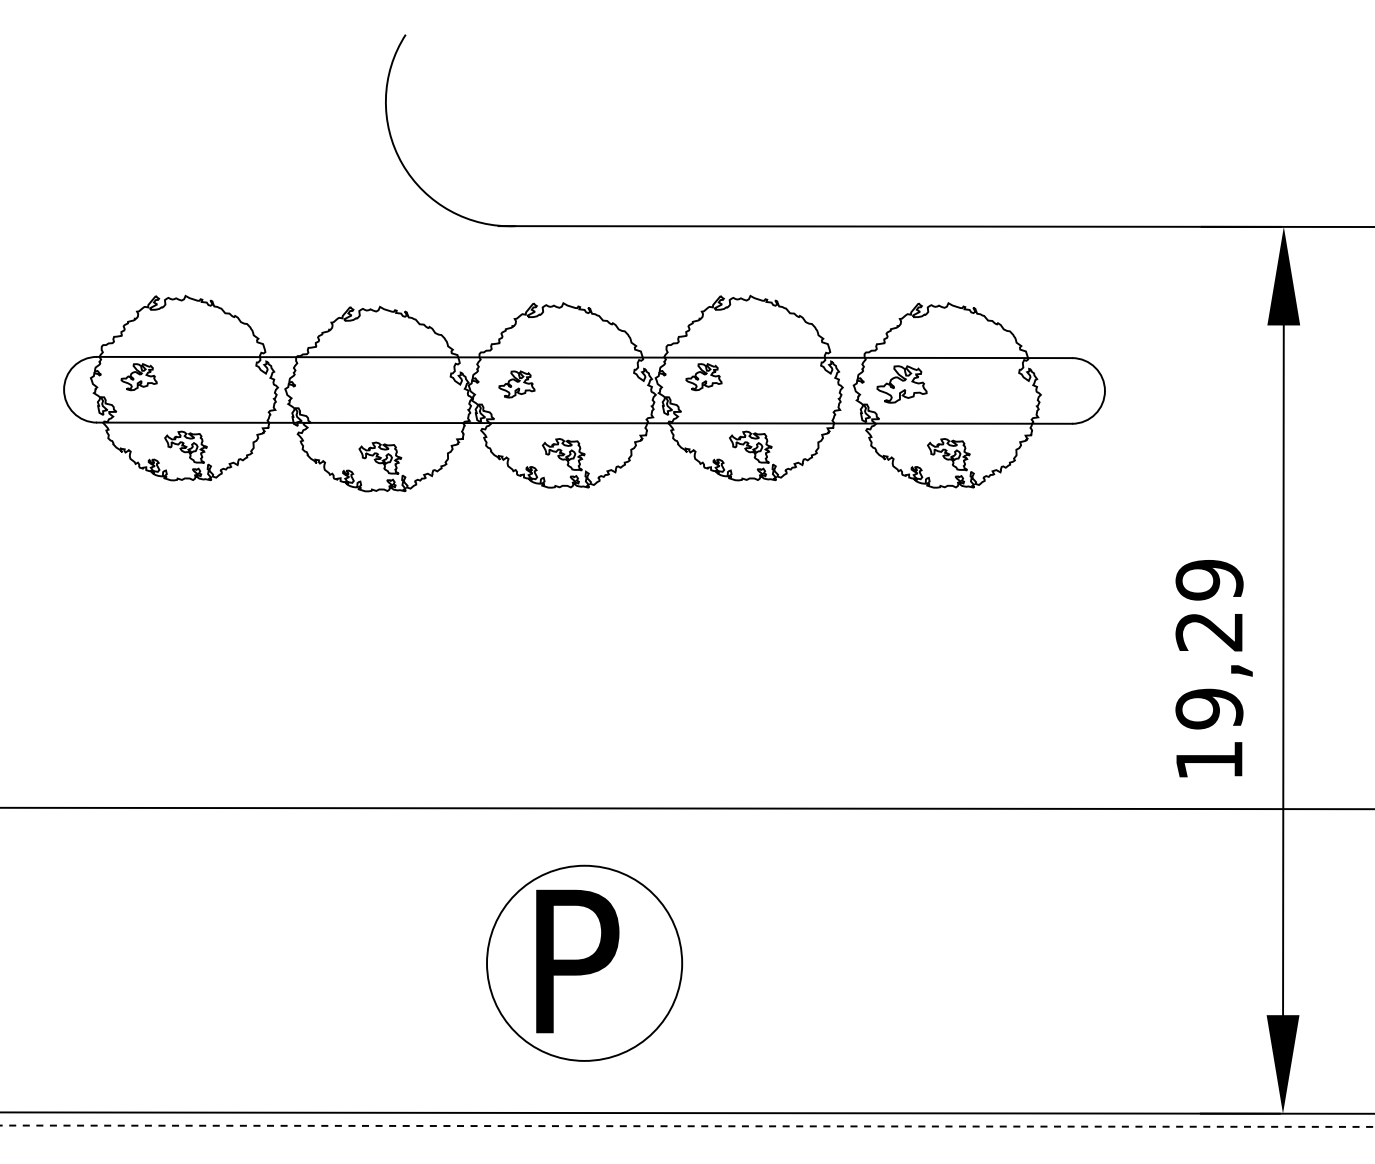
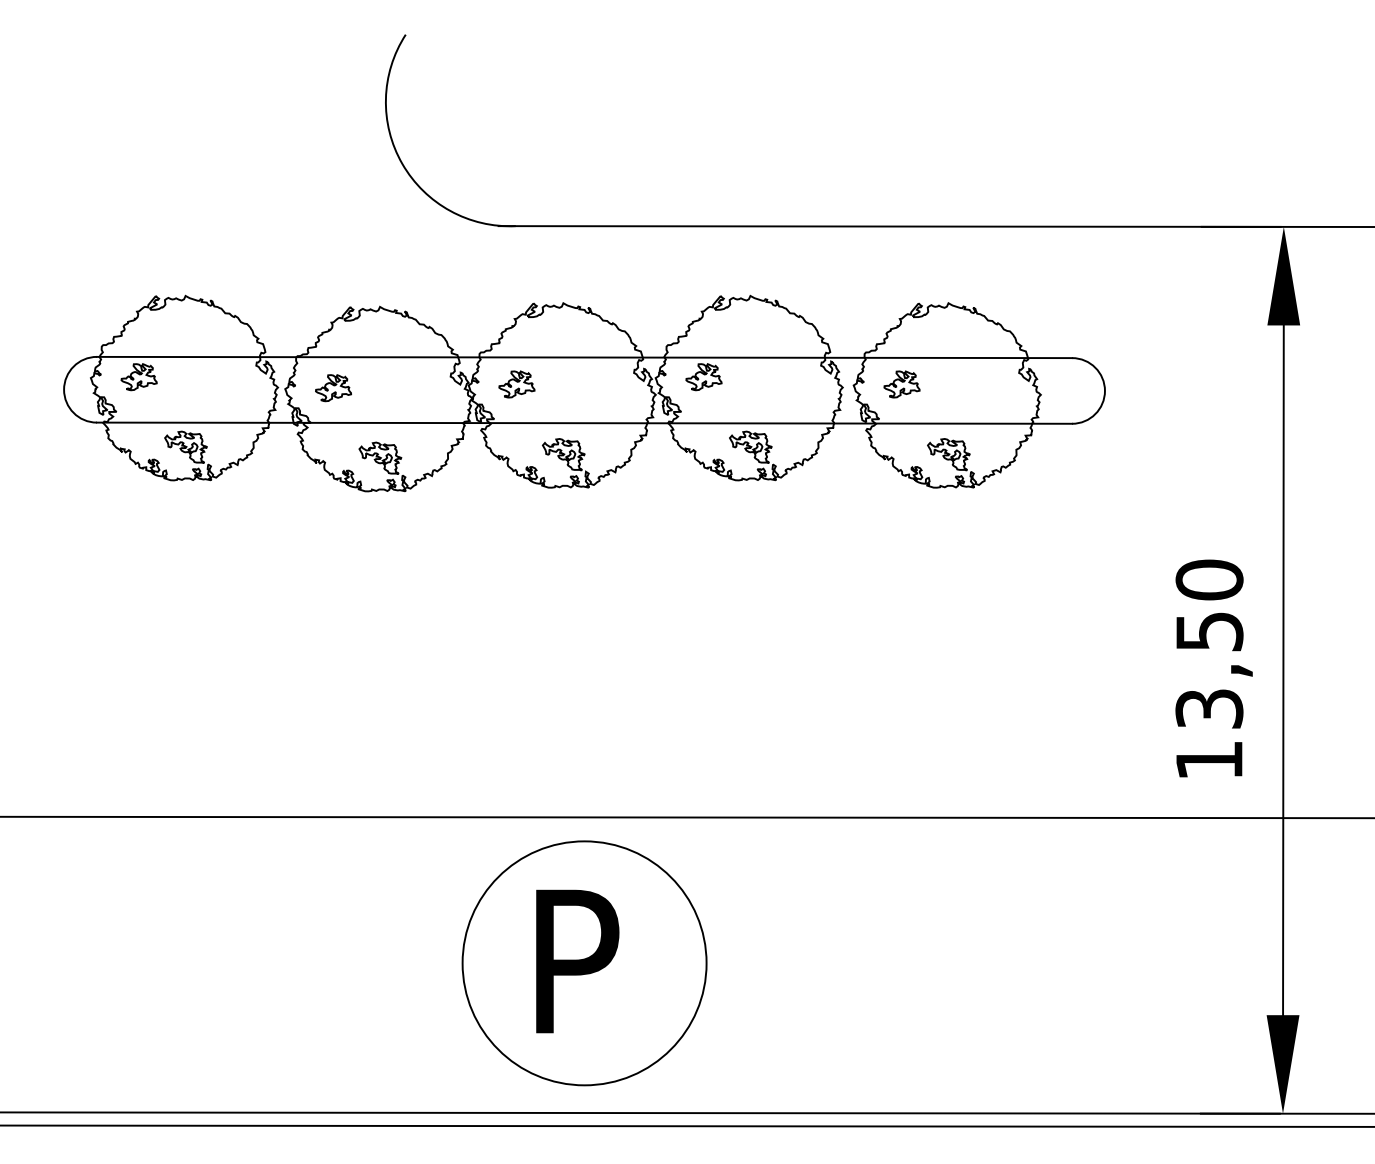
part size: 52x39 px -> 38x29 px (901, 384)
part: none -> present (333, 388)
text: 19,29 -> 13,50 (1209, 644)
line position: (686, 808) -> (686, 817) (686, 817)
circle diameter: 195 px -> 244 px (584, 963)
line: dashed -> solid (687, 1126)
